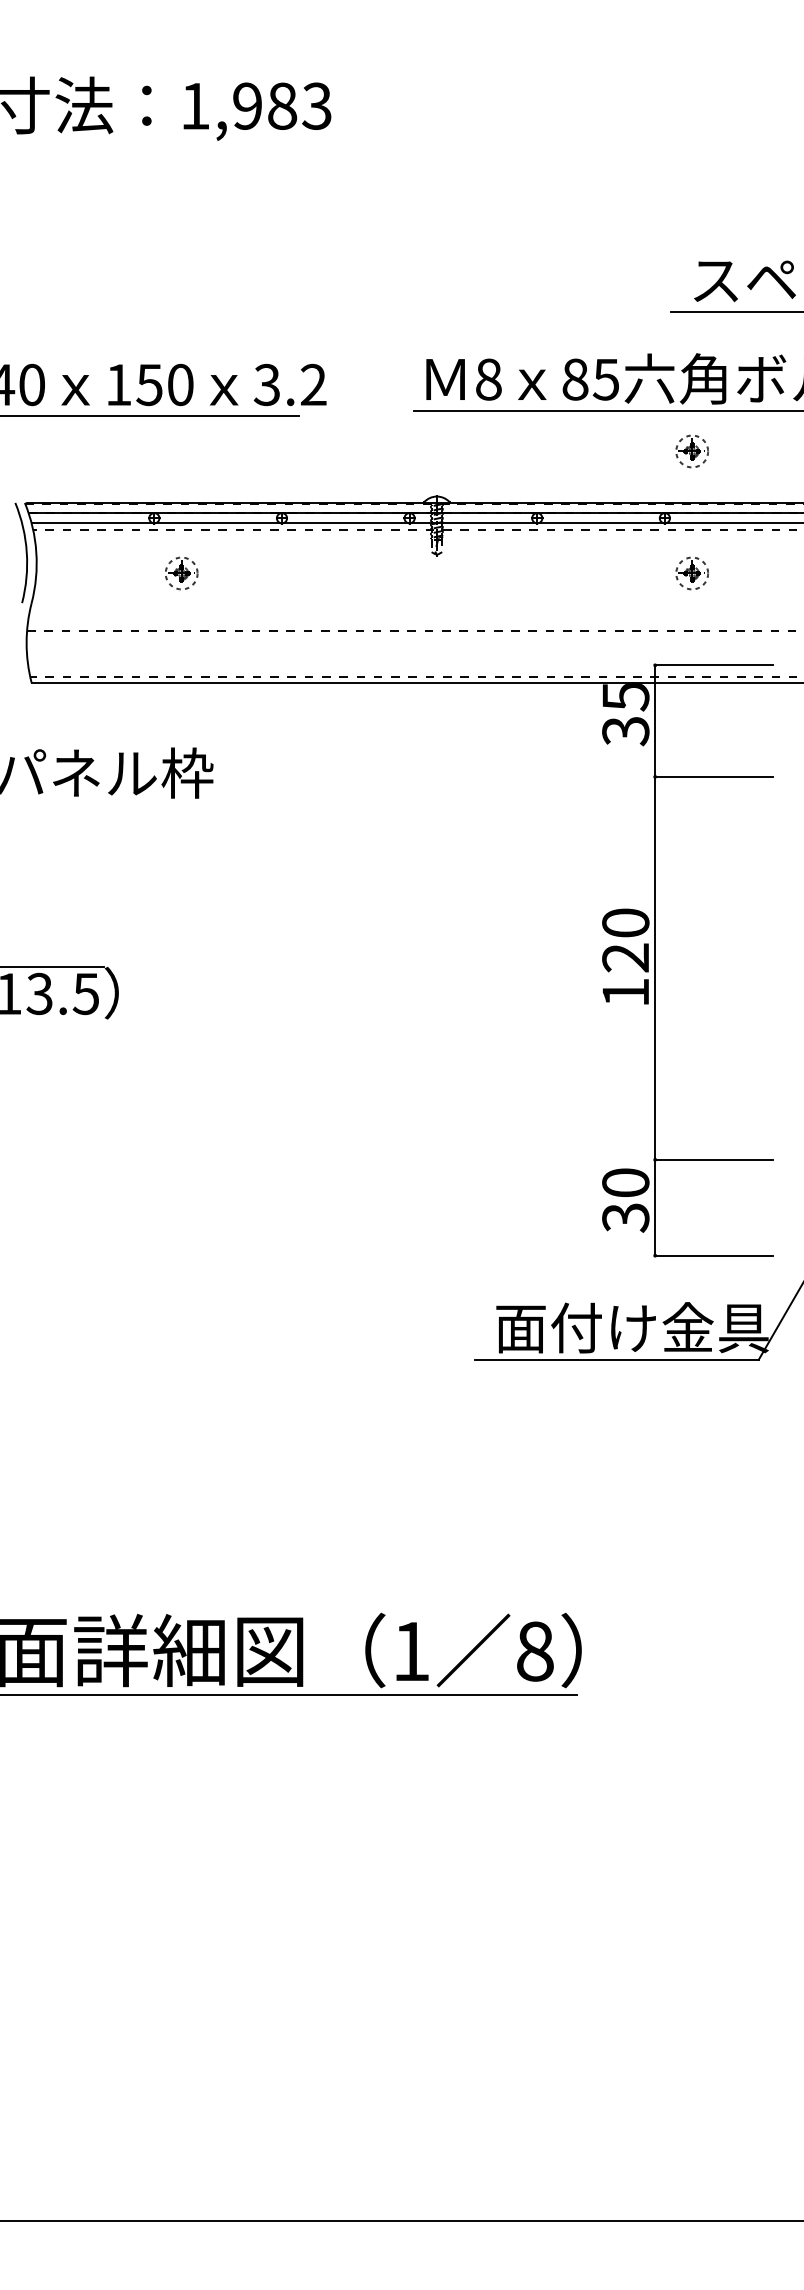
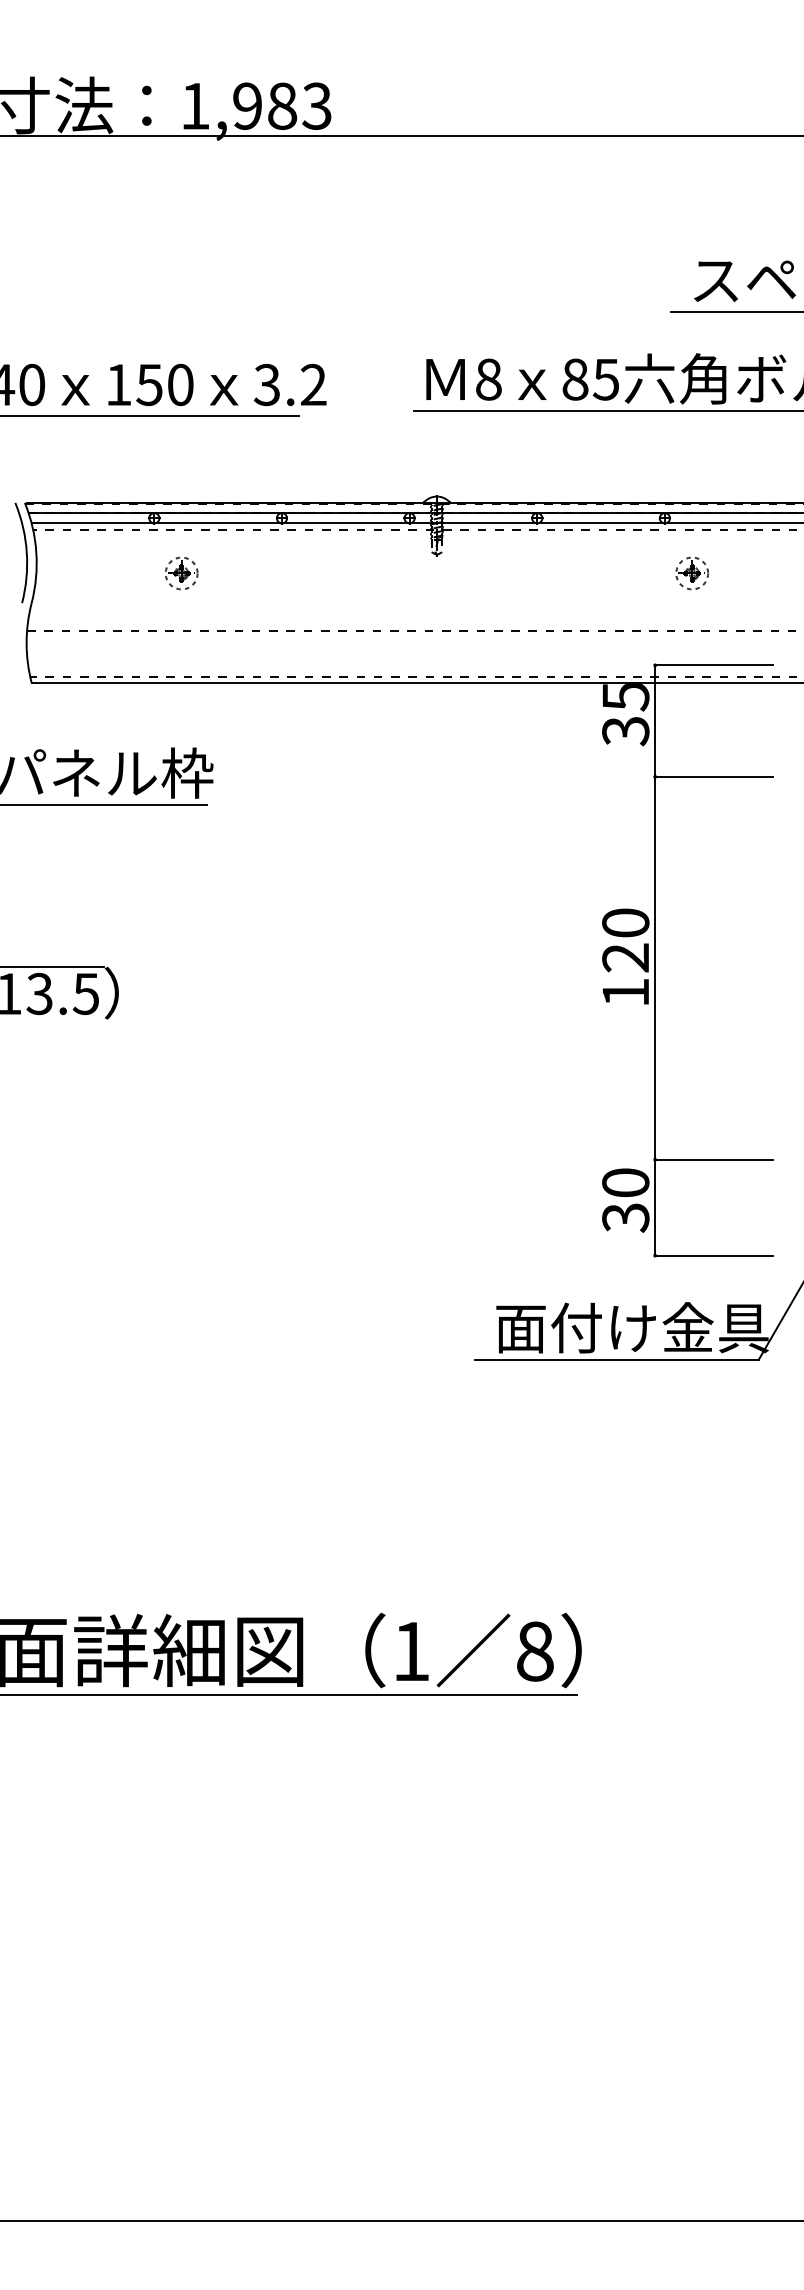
line: none -> present (401, 135)
part: present -> none (691, 451)
line: none -> present (104, 805)
